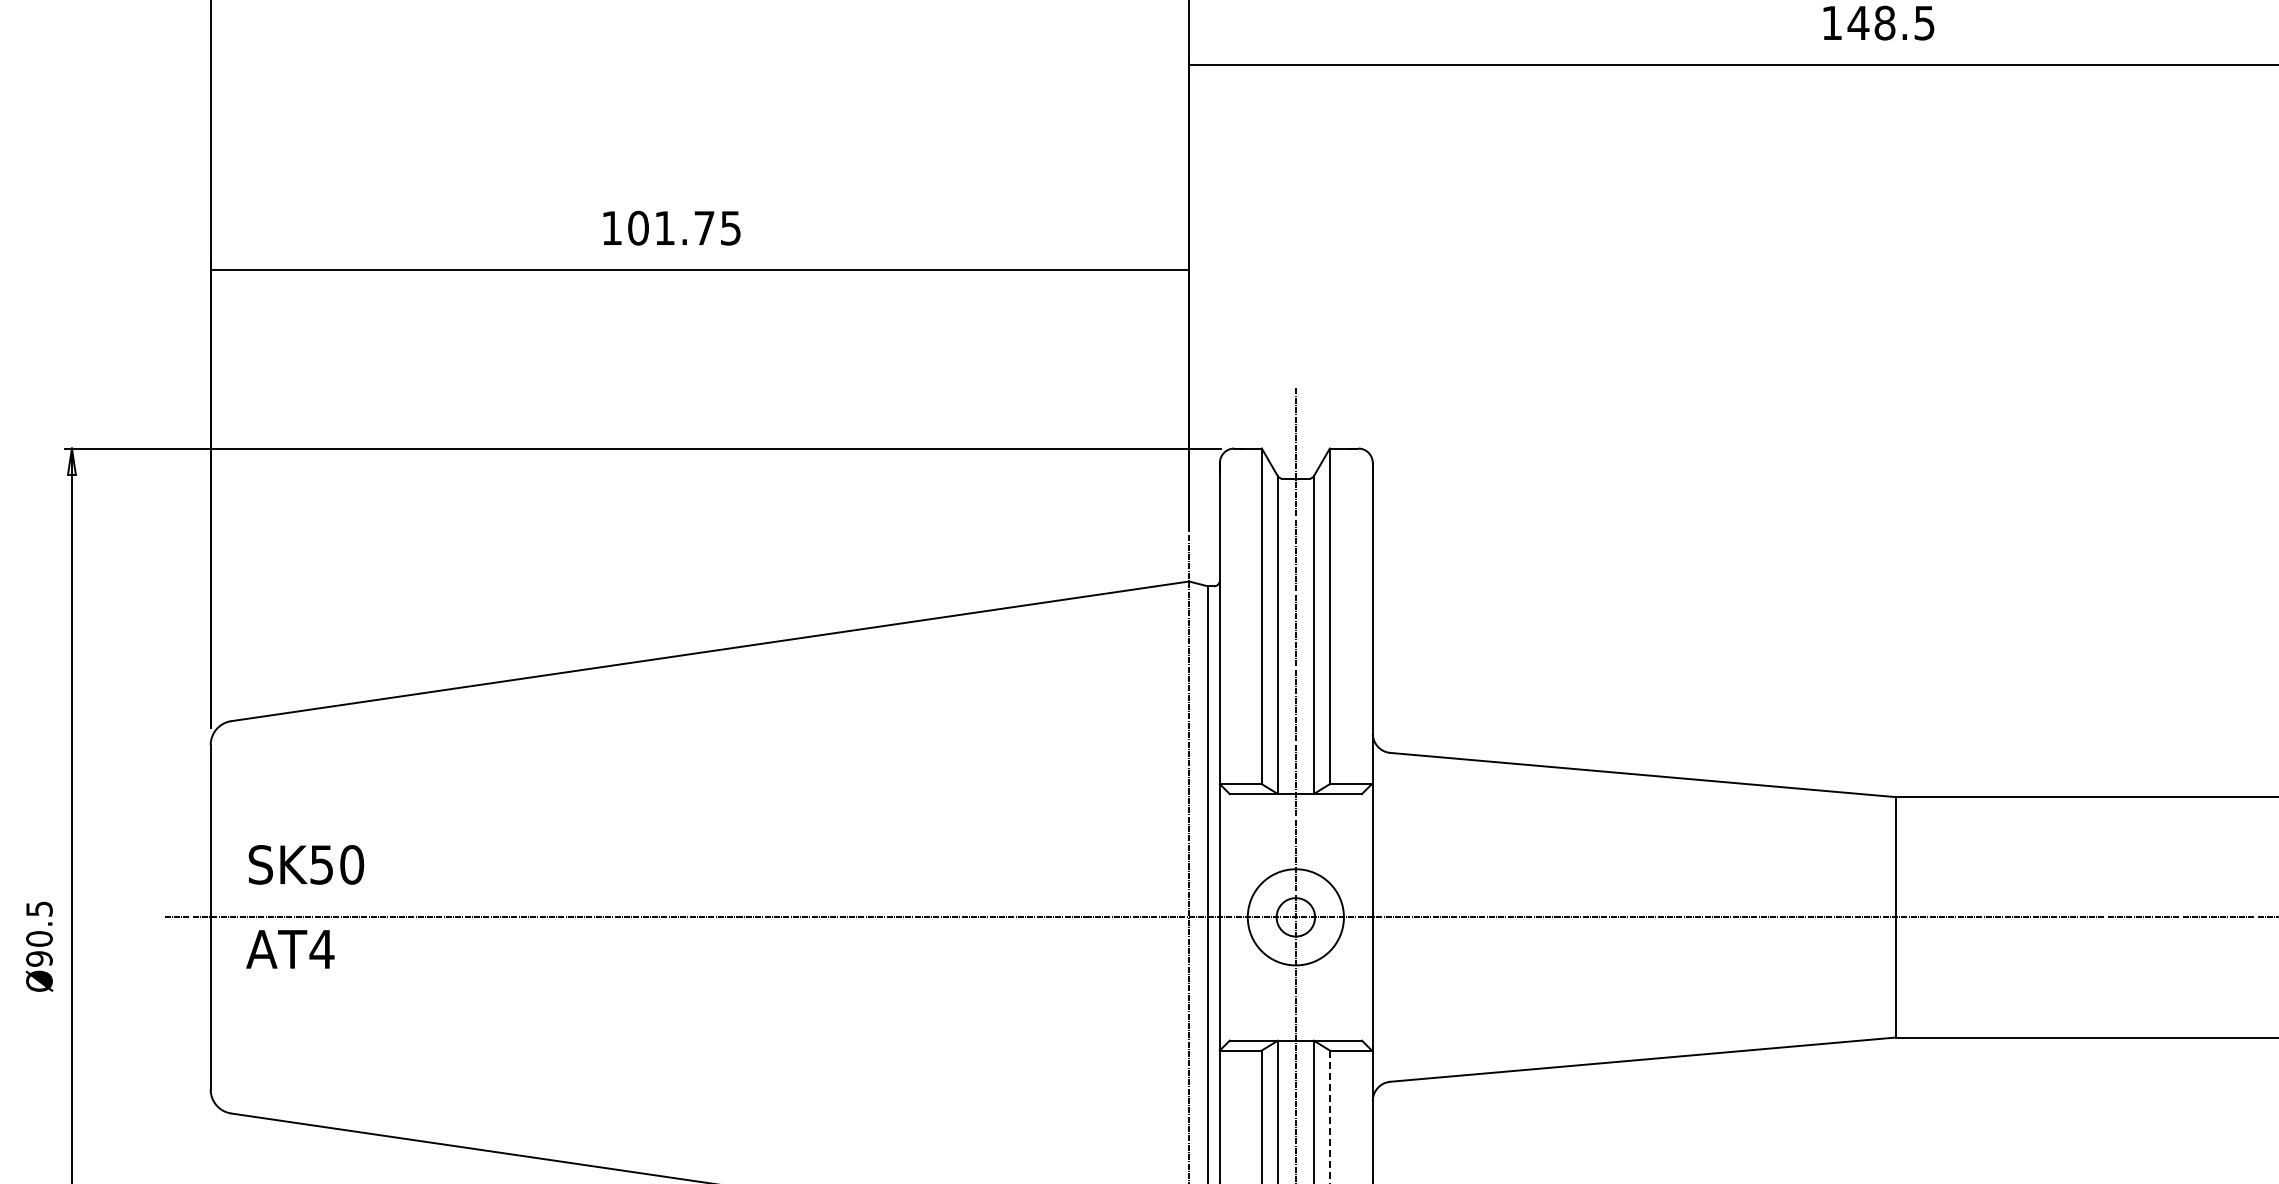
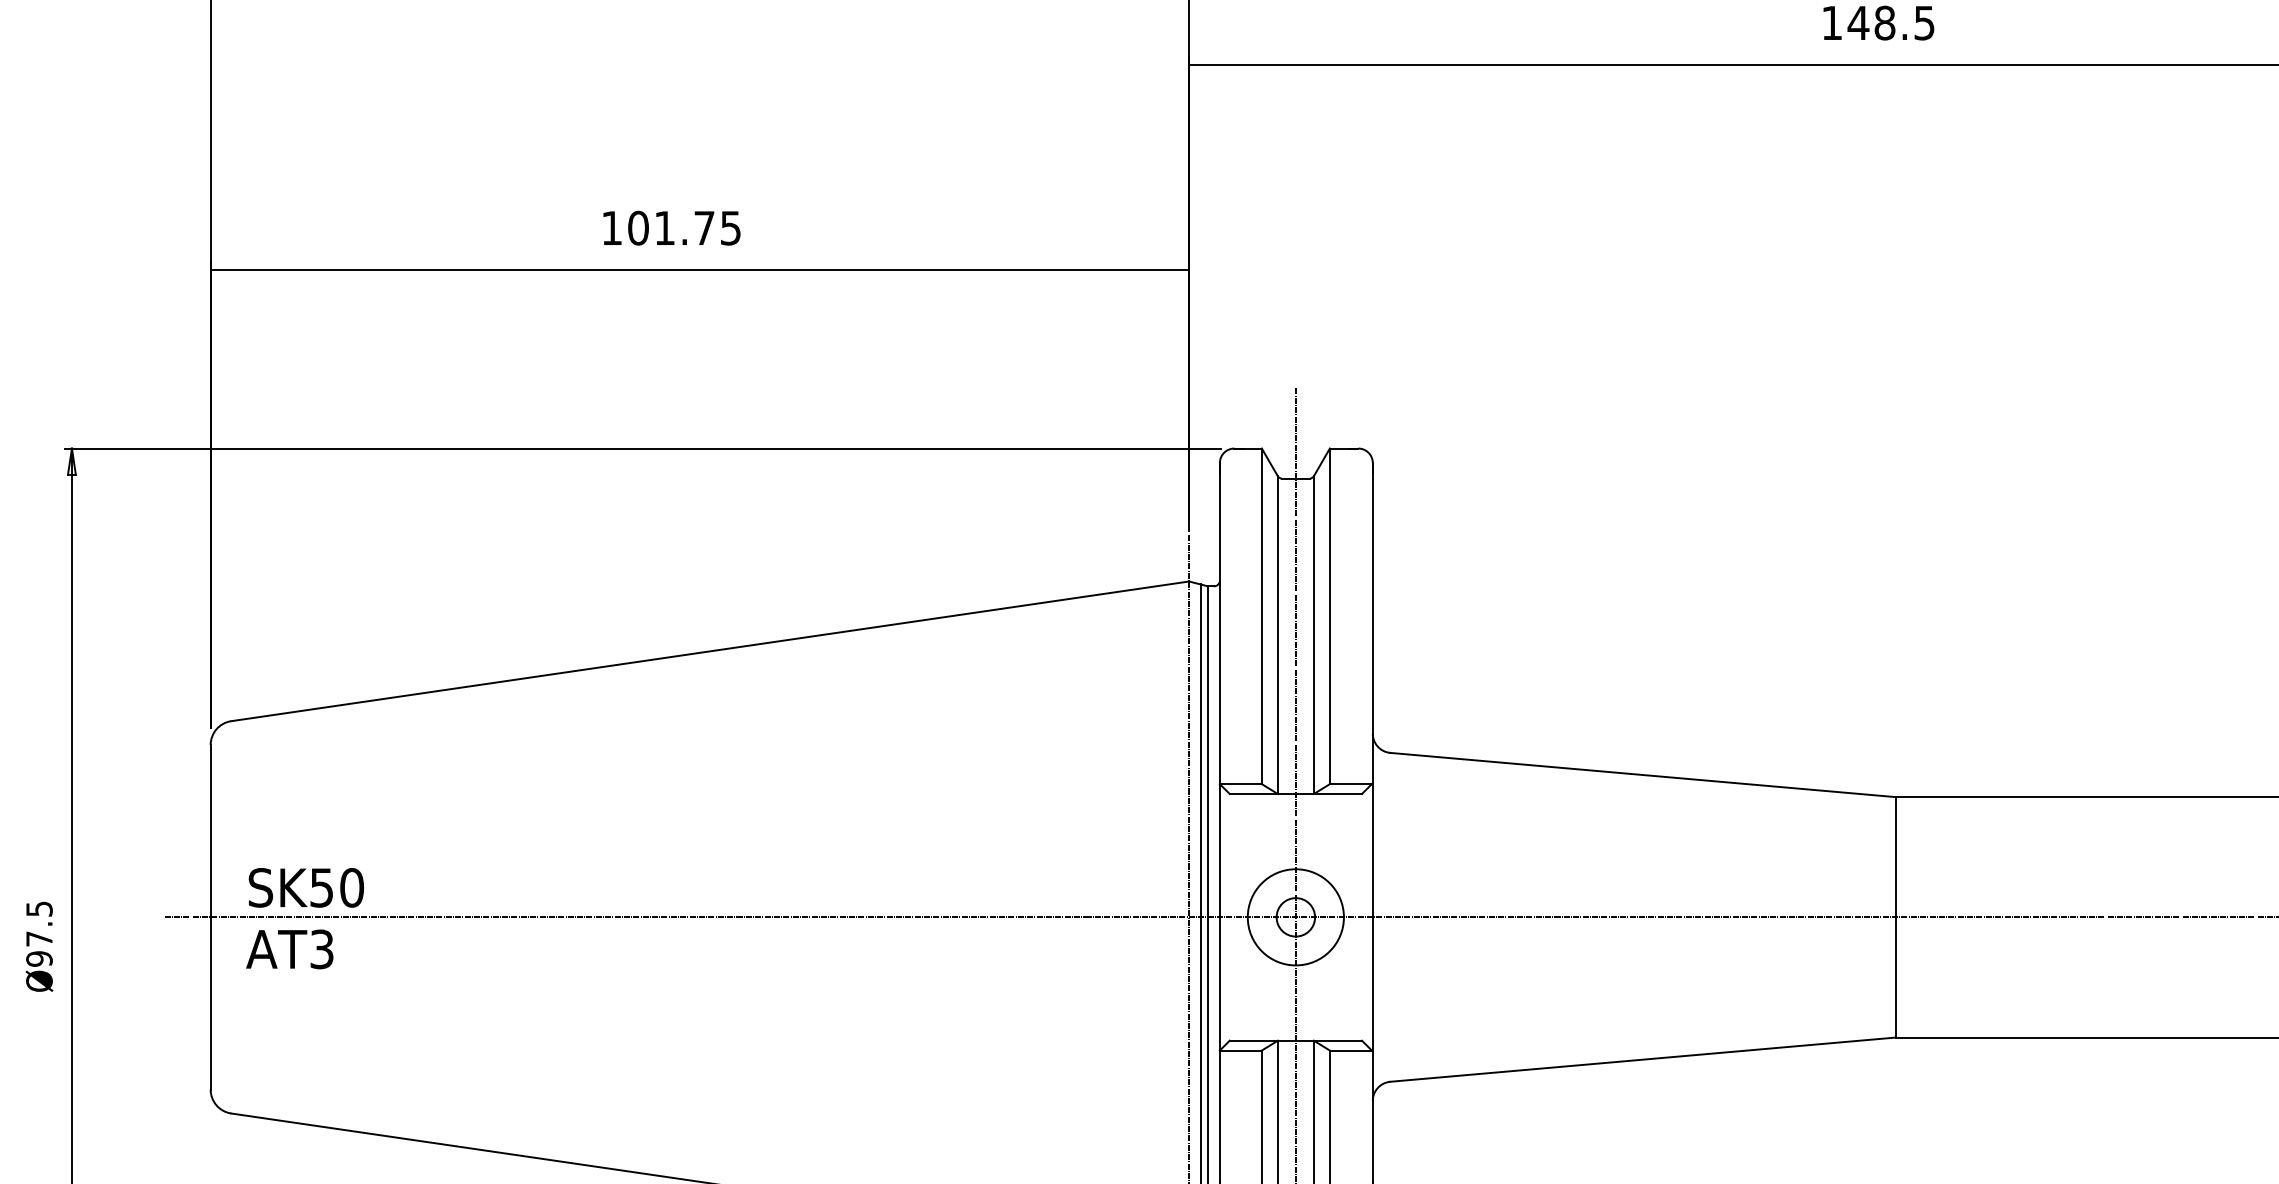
text position: (306, 864) -> (306, 887) (306, 887)
line: none -> present (1200, 882)
text: Ø90.5 -> Ø97.5 (39, 938)
text: AT4 -> AT3 (321, 949)
line: dashed -> solid (1329, 1117)
